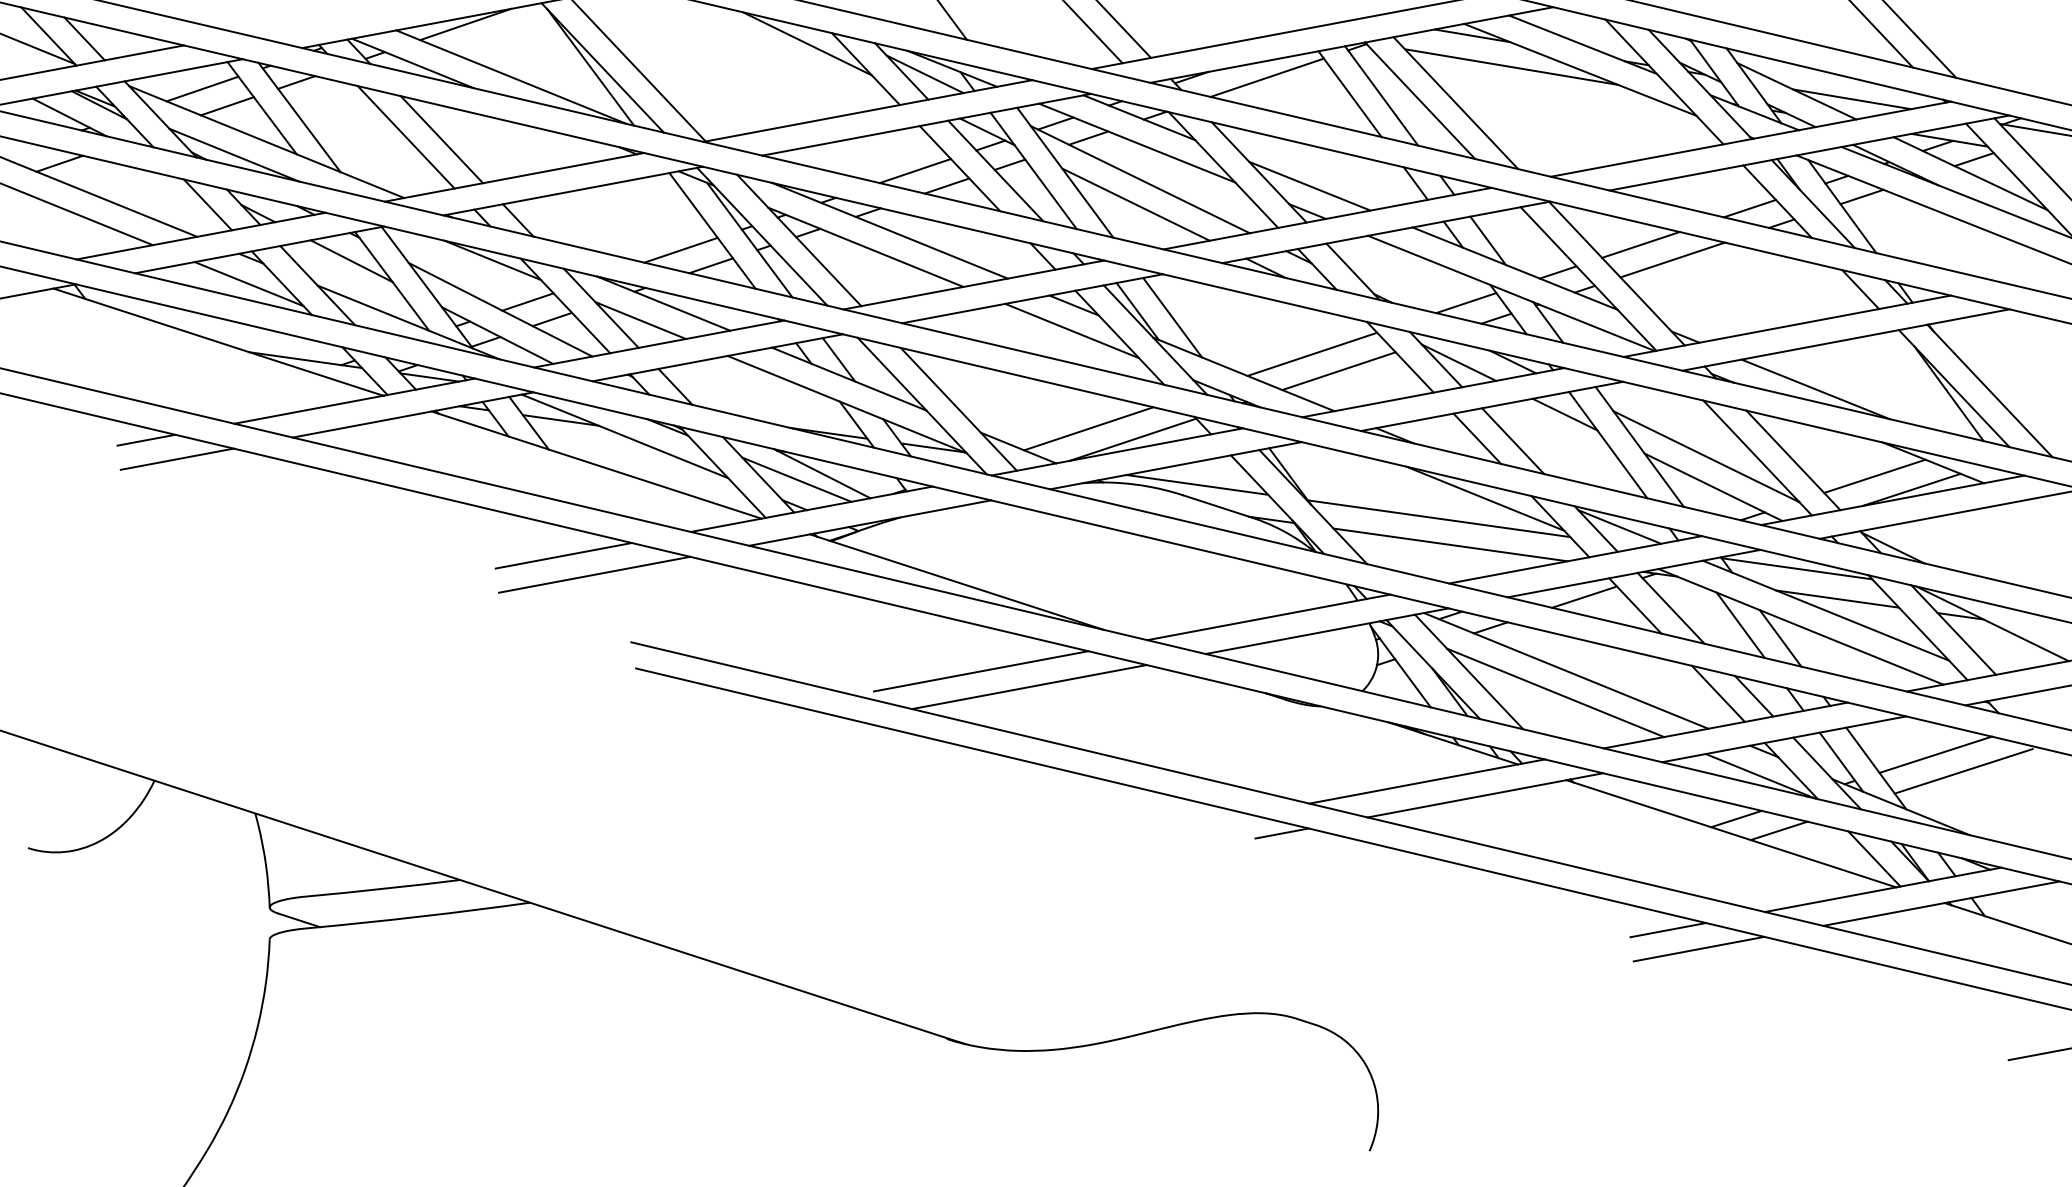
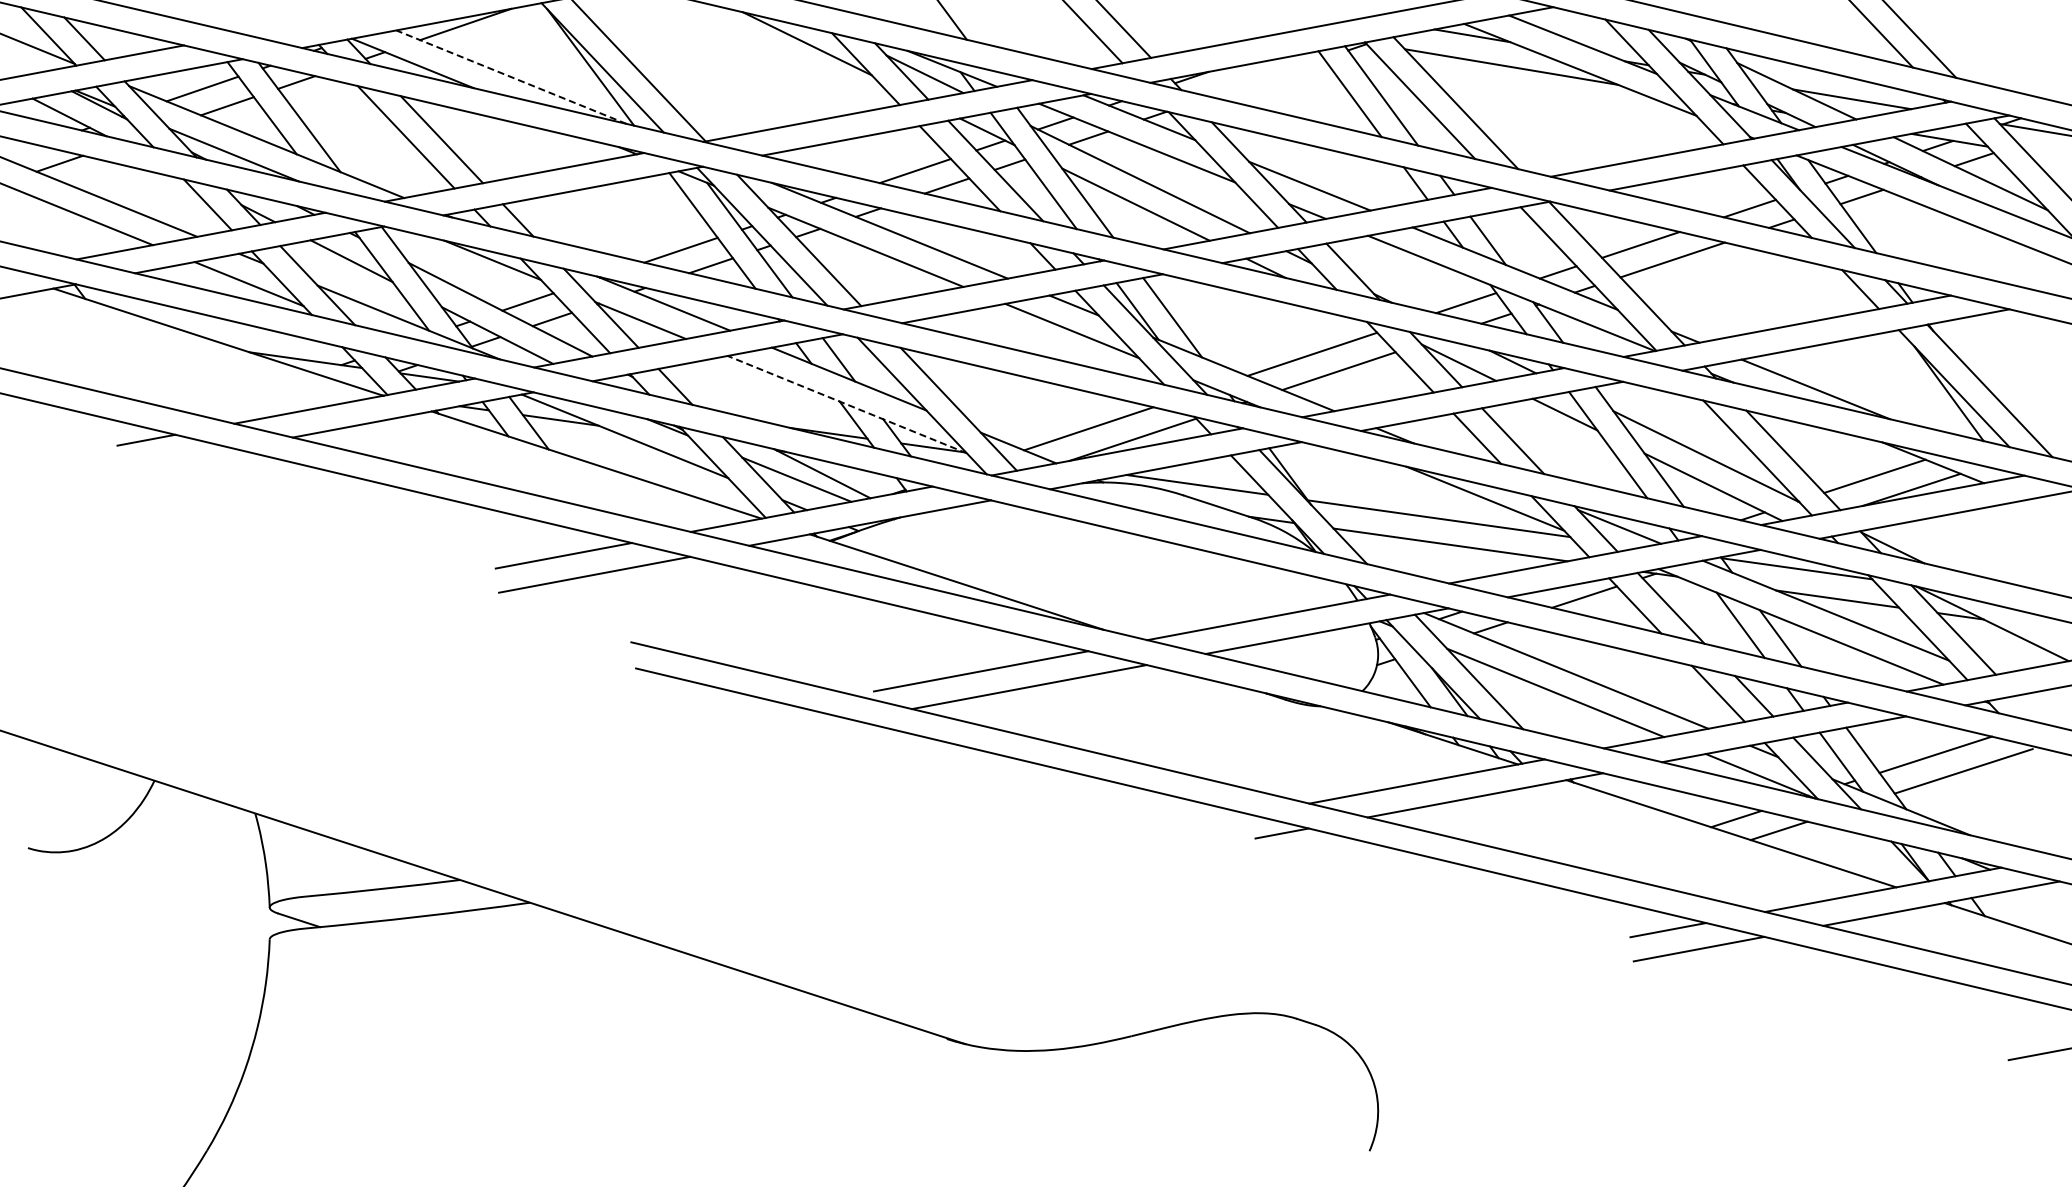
line: solid -> dashed (510, 76)
line: present -> none (1266, 77)
line: solid -> dashed (846, 404)
line: present -> none (176, 458)
line: present -> none (1874, 858)
